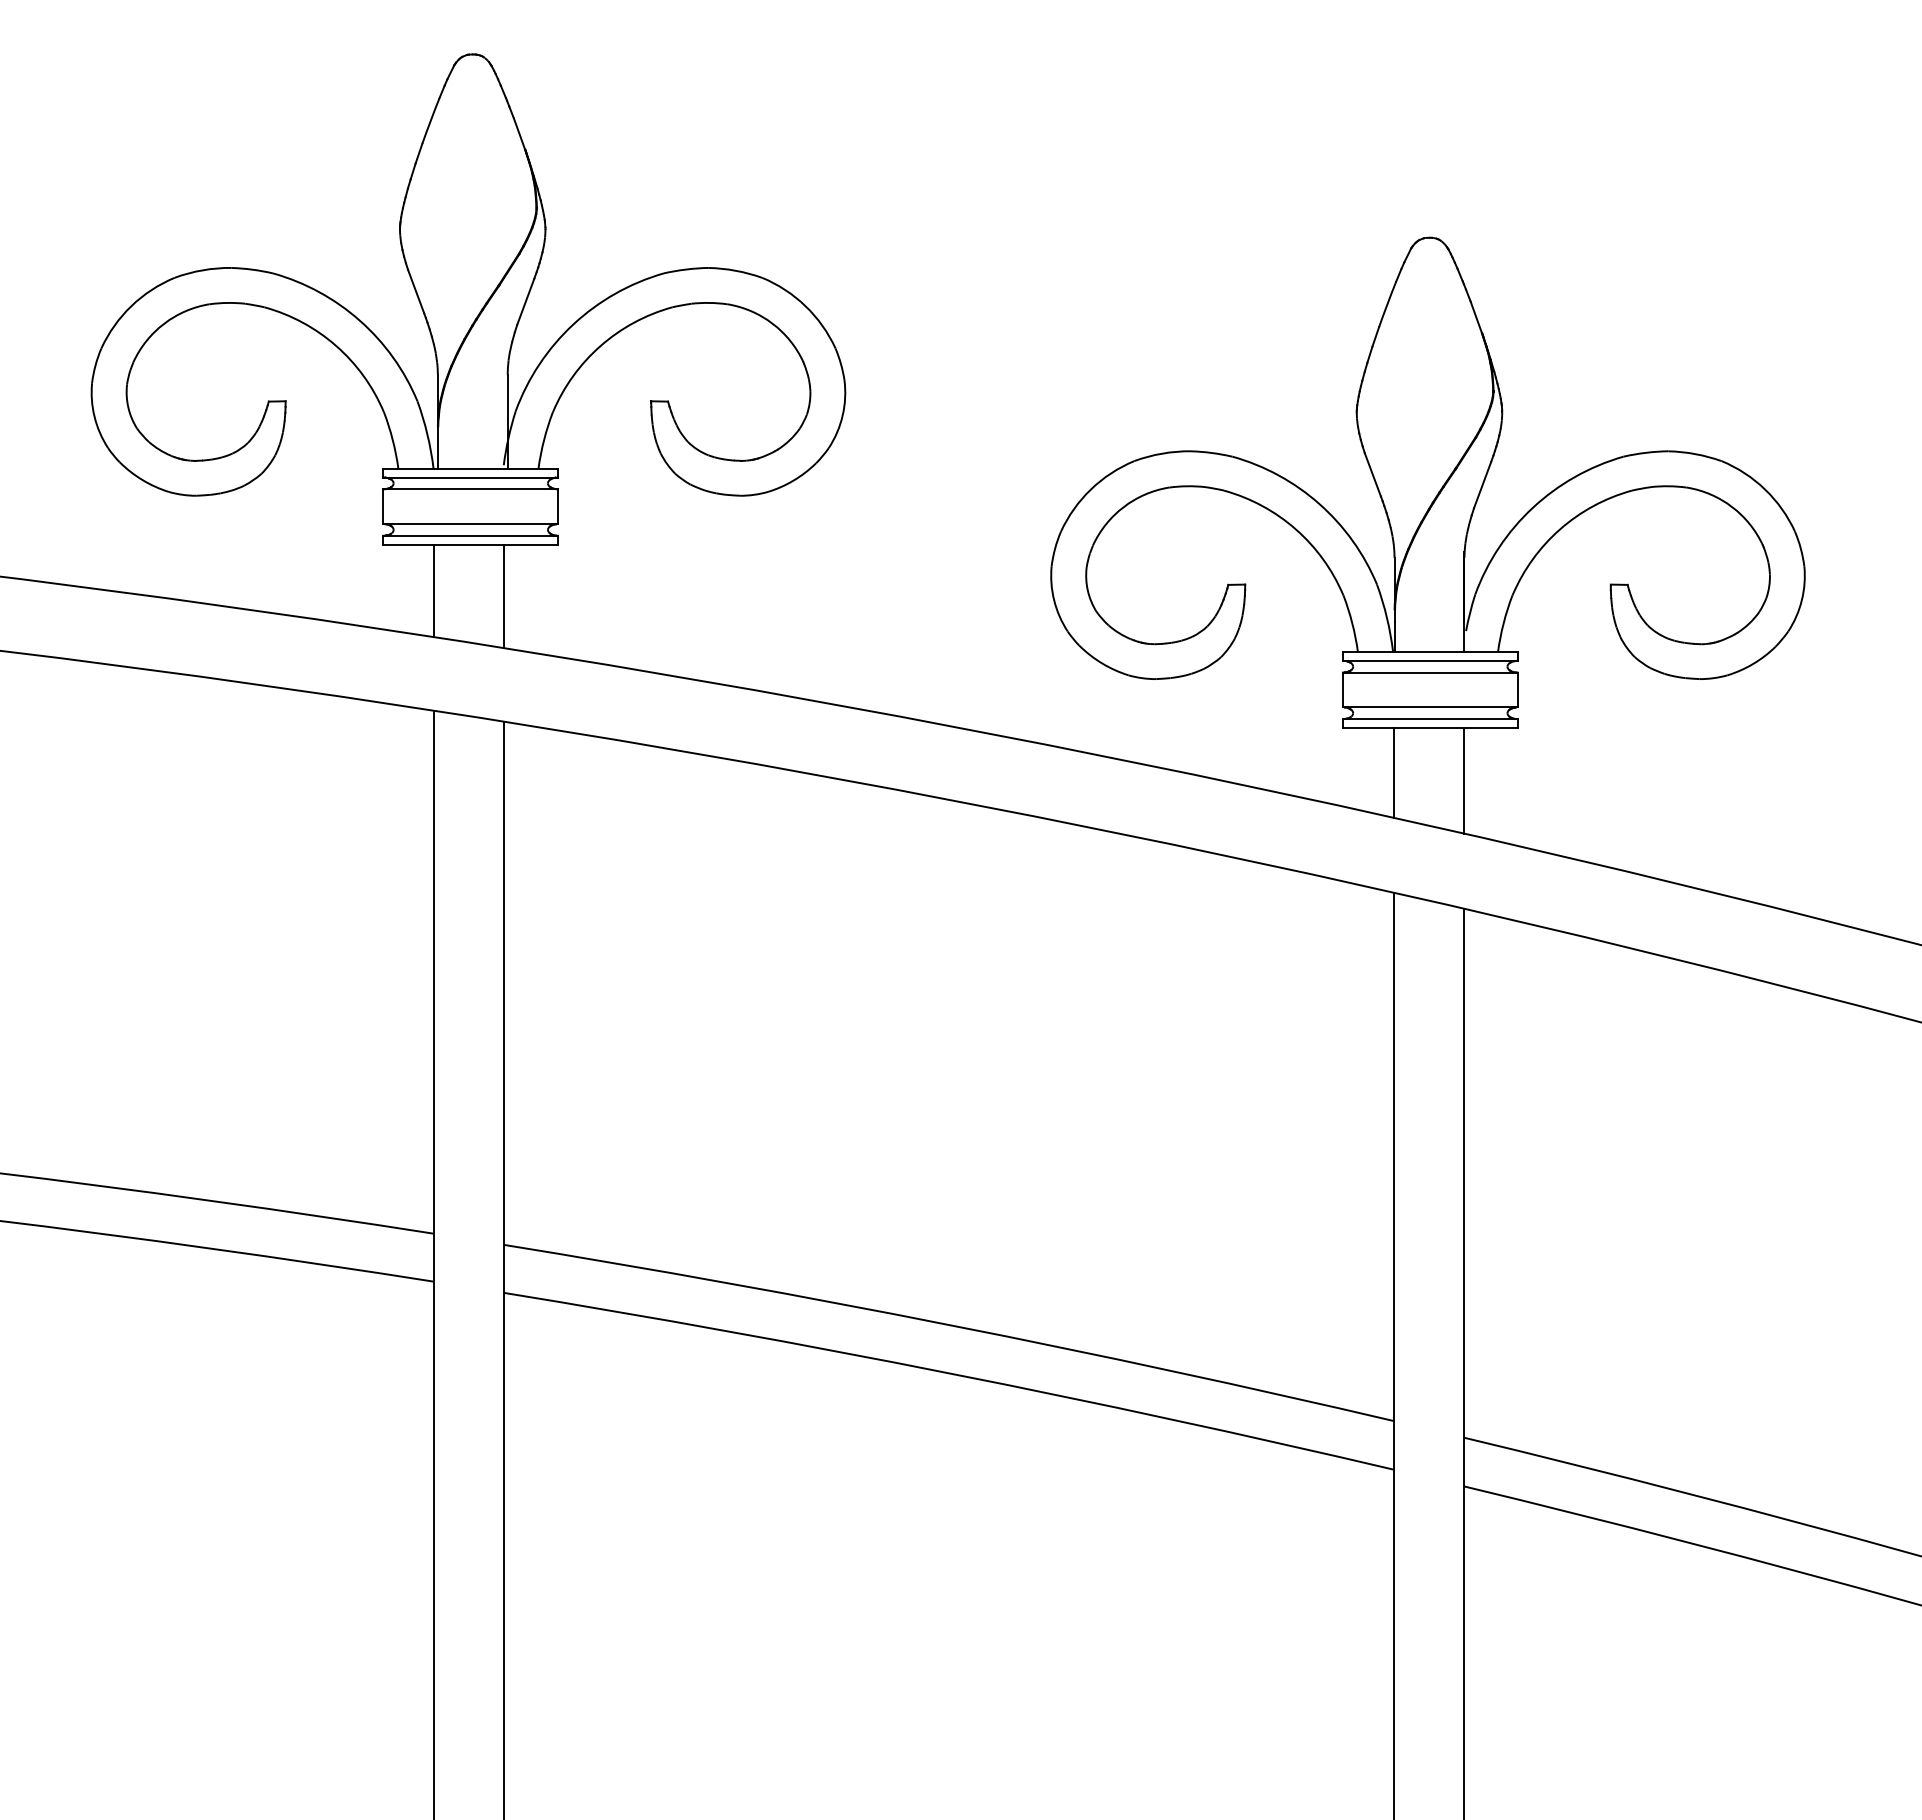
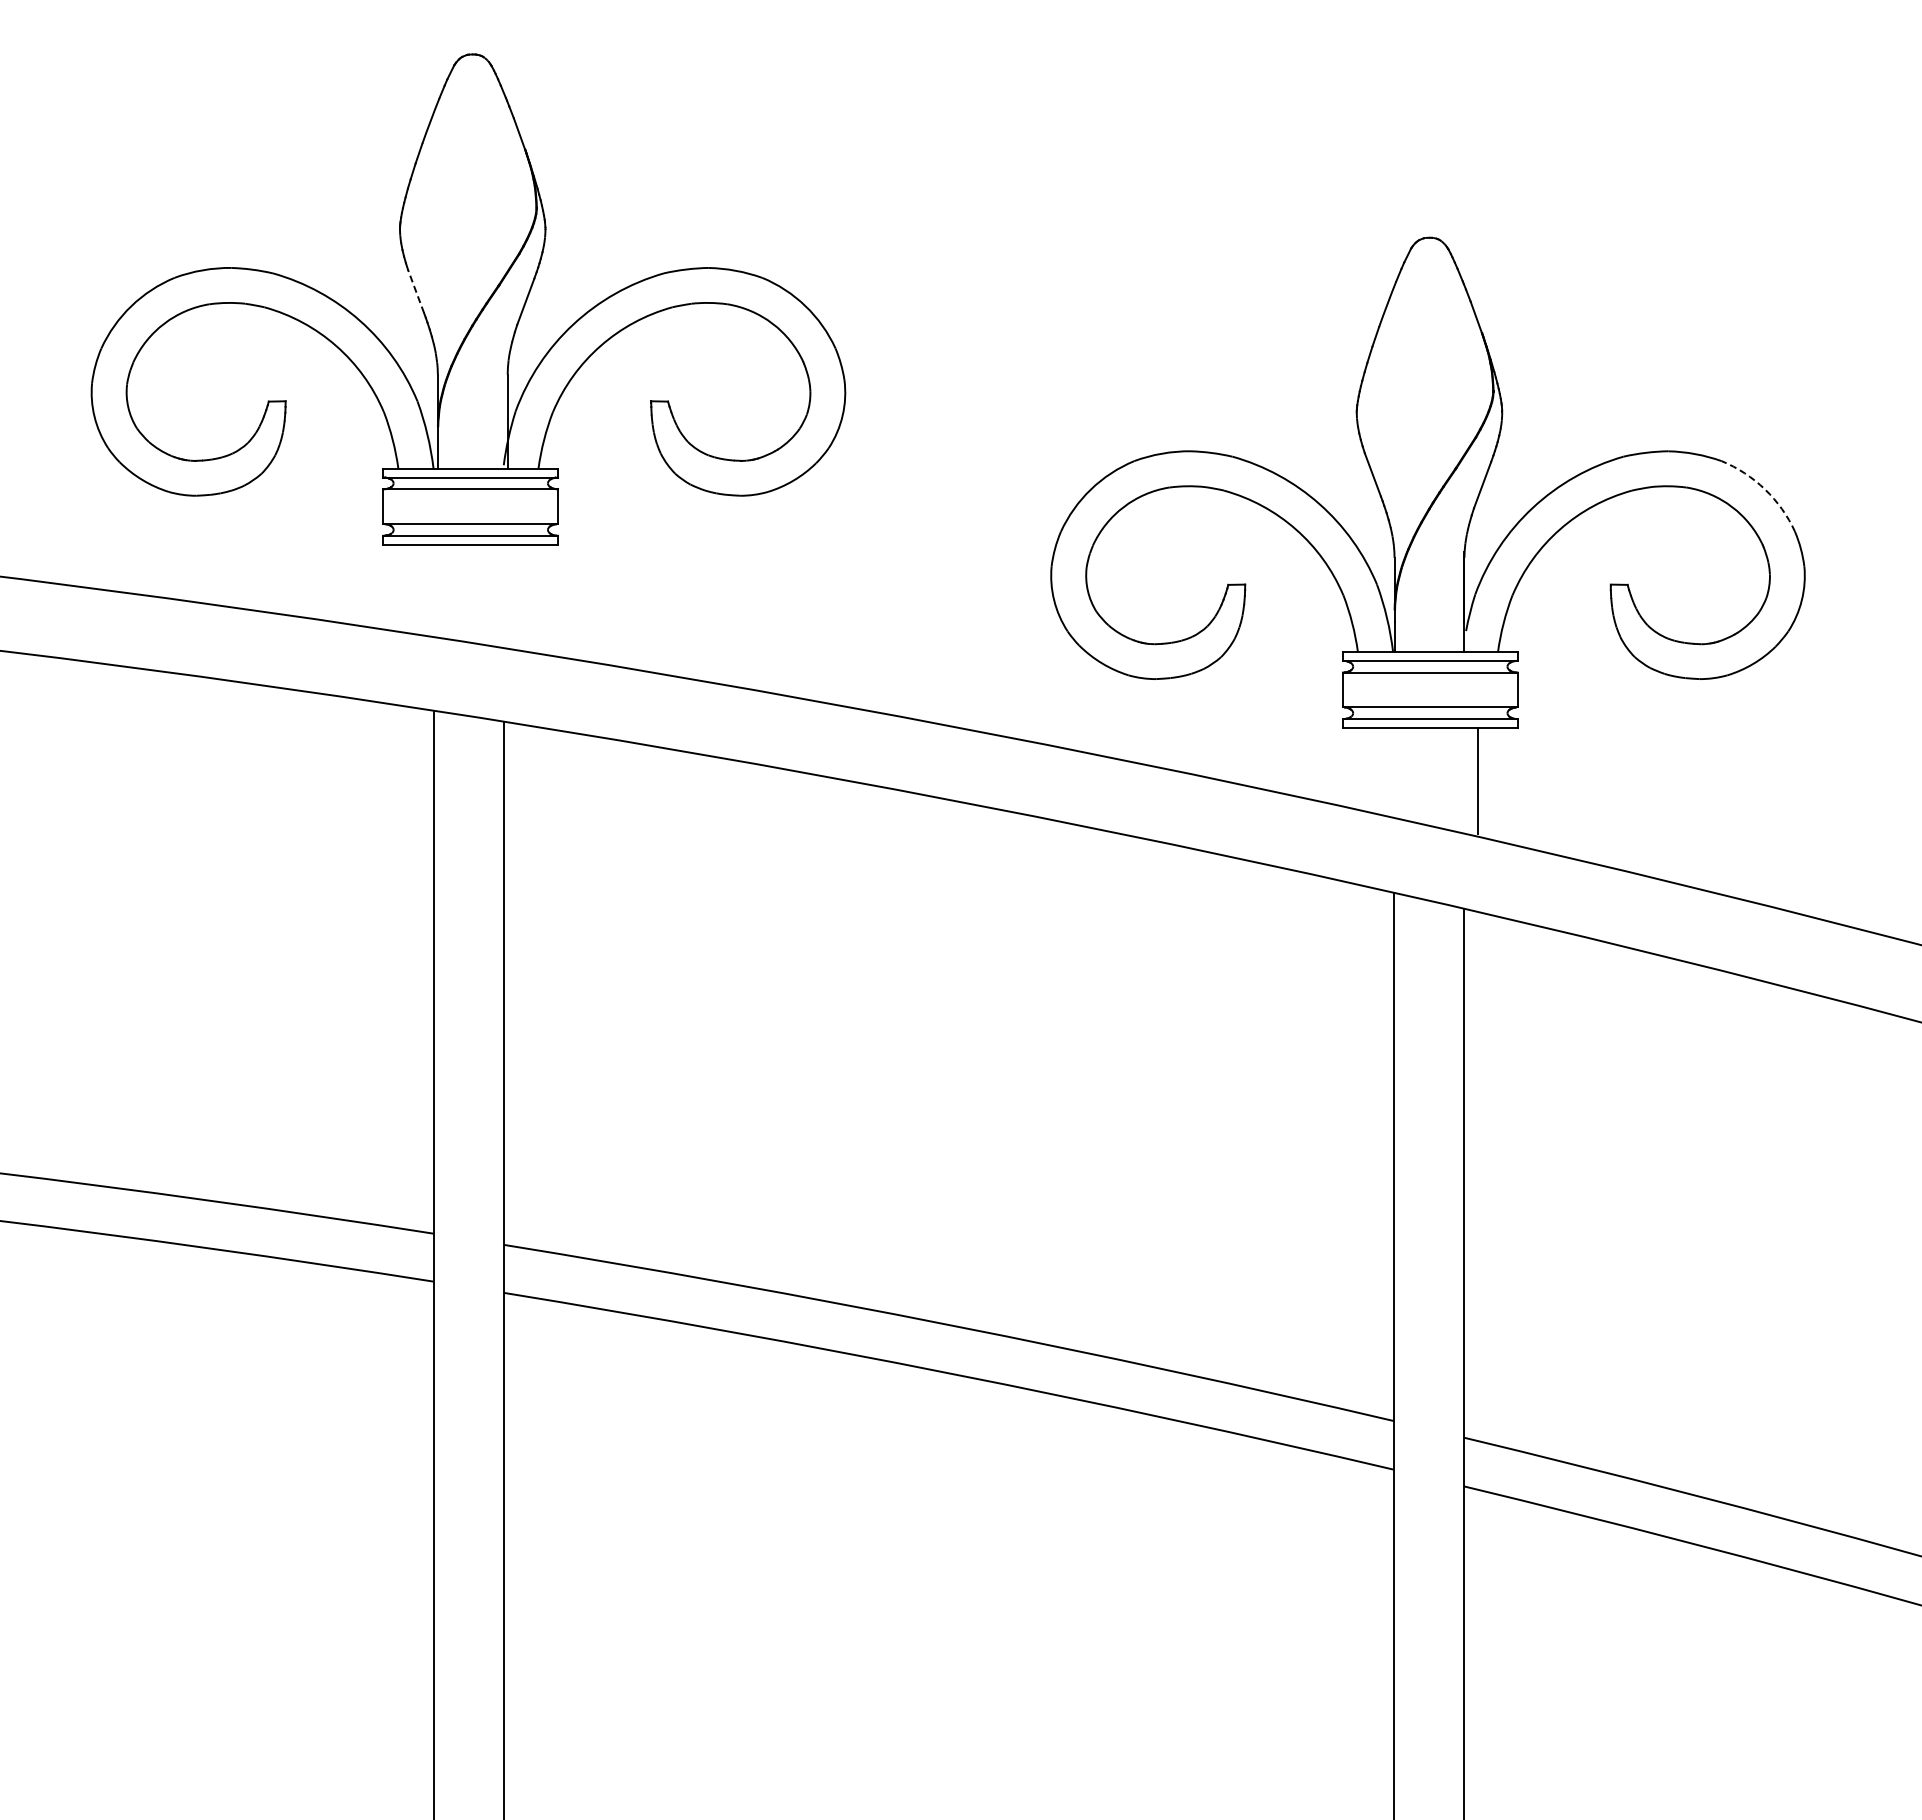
line: solid -> dashed (415, 291)
arc: solid -> dashed (1765, 489)
line: present -> none (433, 590)
line: present -> none (503, 595)
line: present -> none (1394, 772)
line position: (1464, 780) -> (1478, 780) (1478, 780)
